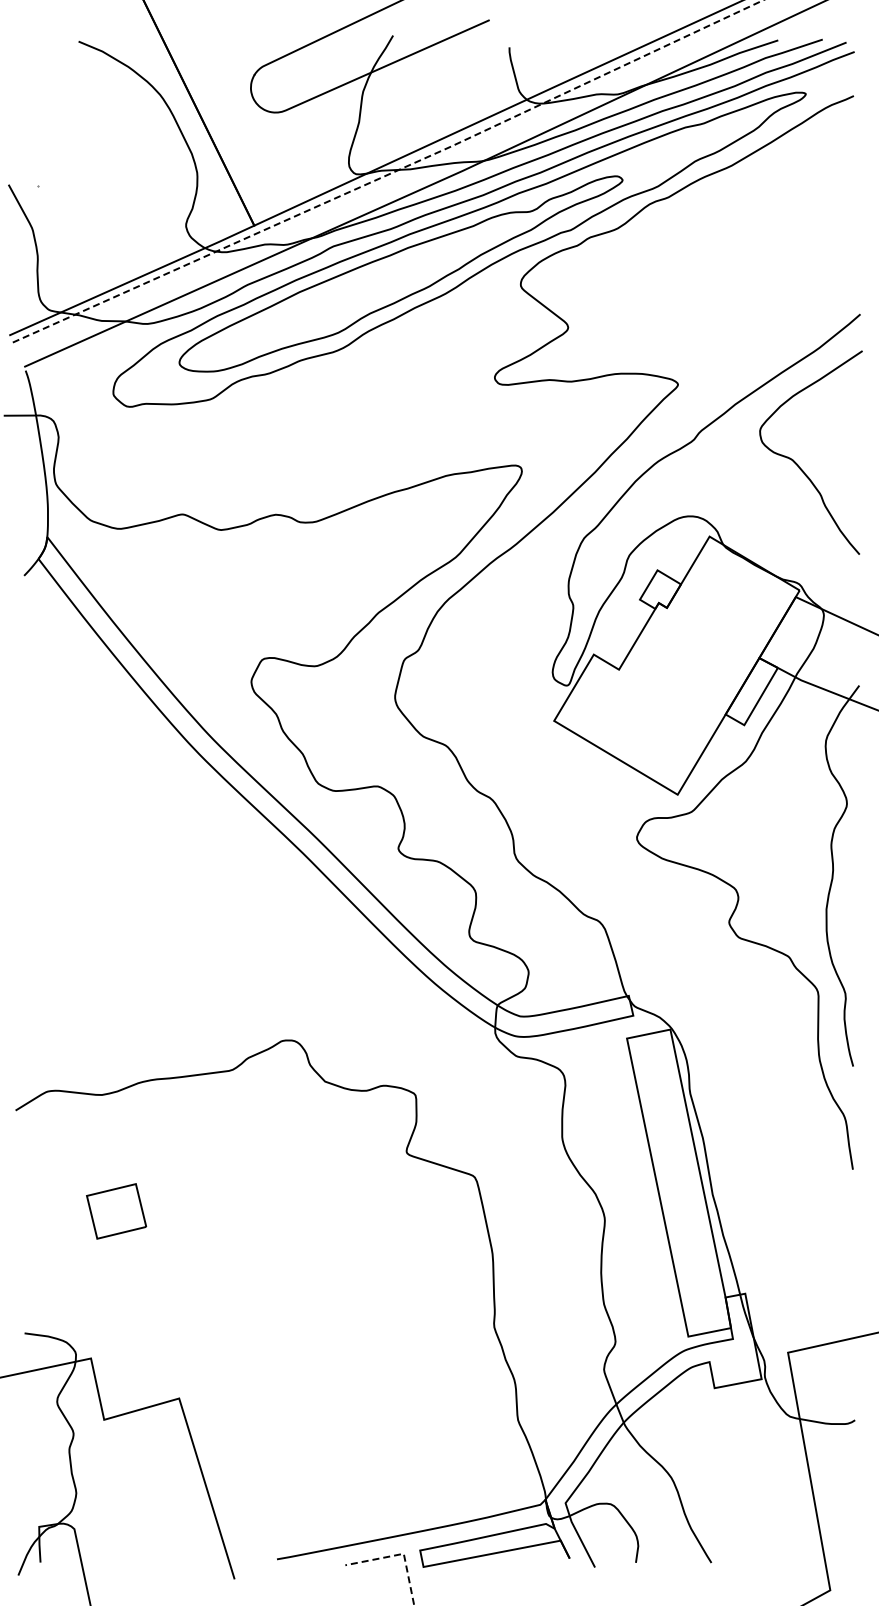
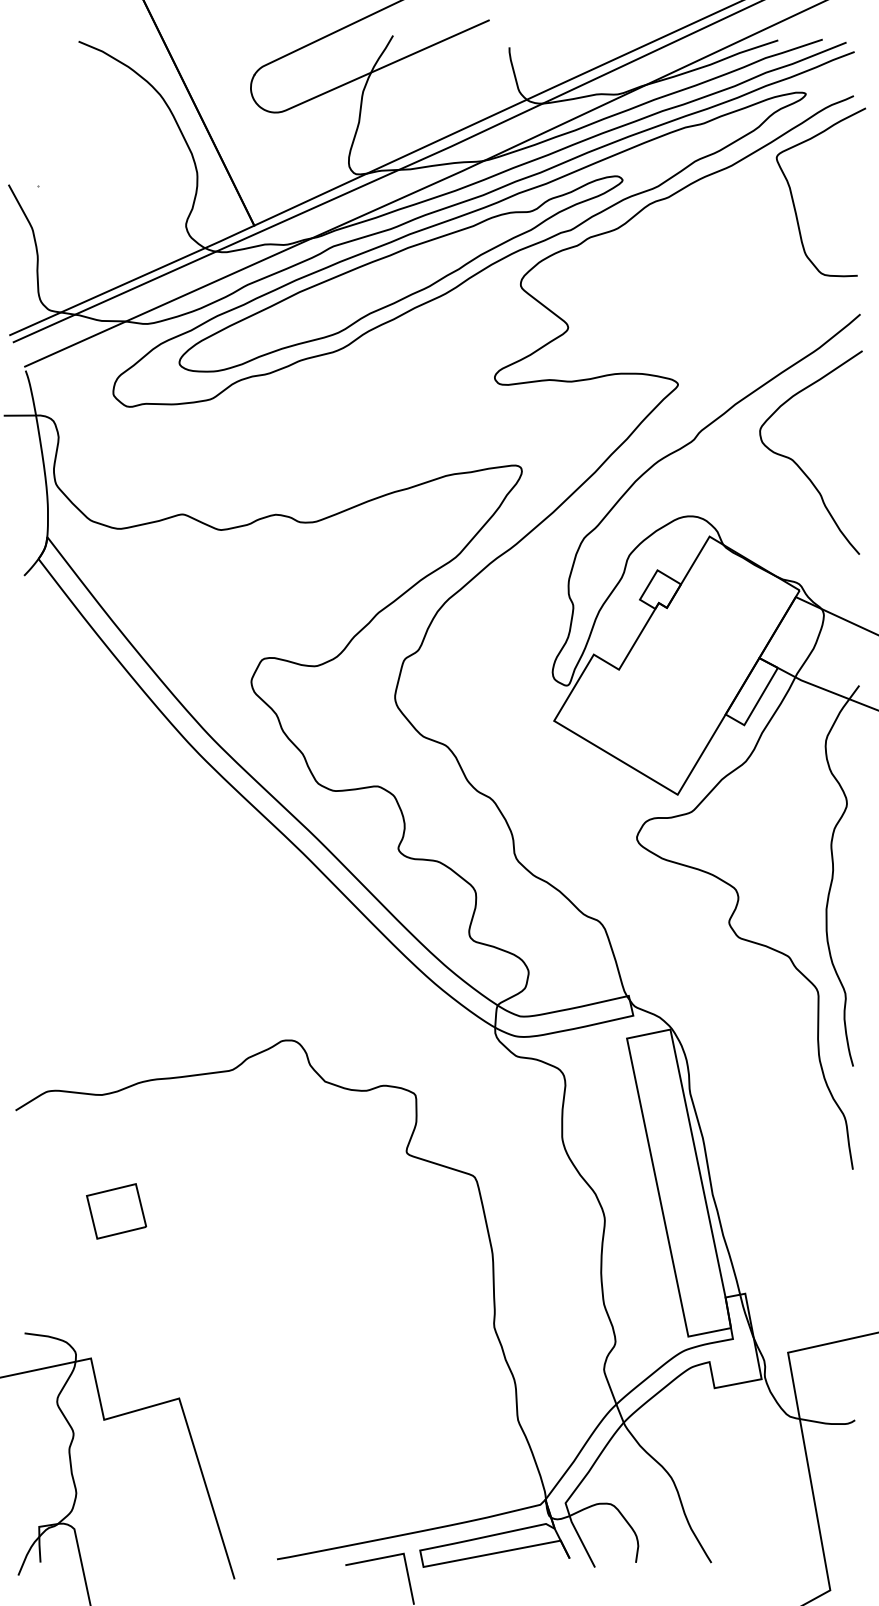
line: dashed -> solid (389, 174)
curve: none -> present (793, 197)
line: dashed -> solid (399, 1554)
